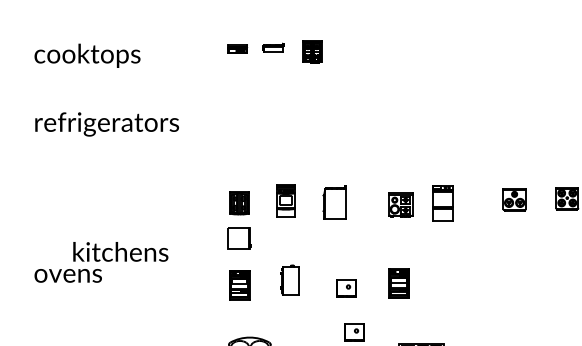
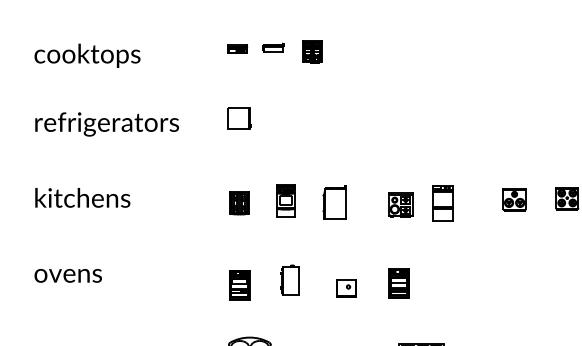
part position: (239, 238) -> (239, 118) (239, 118)
text position: (120, 251) -> (82, 197) (82, 197)
part: present -> none (354, 332)
